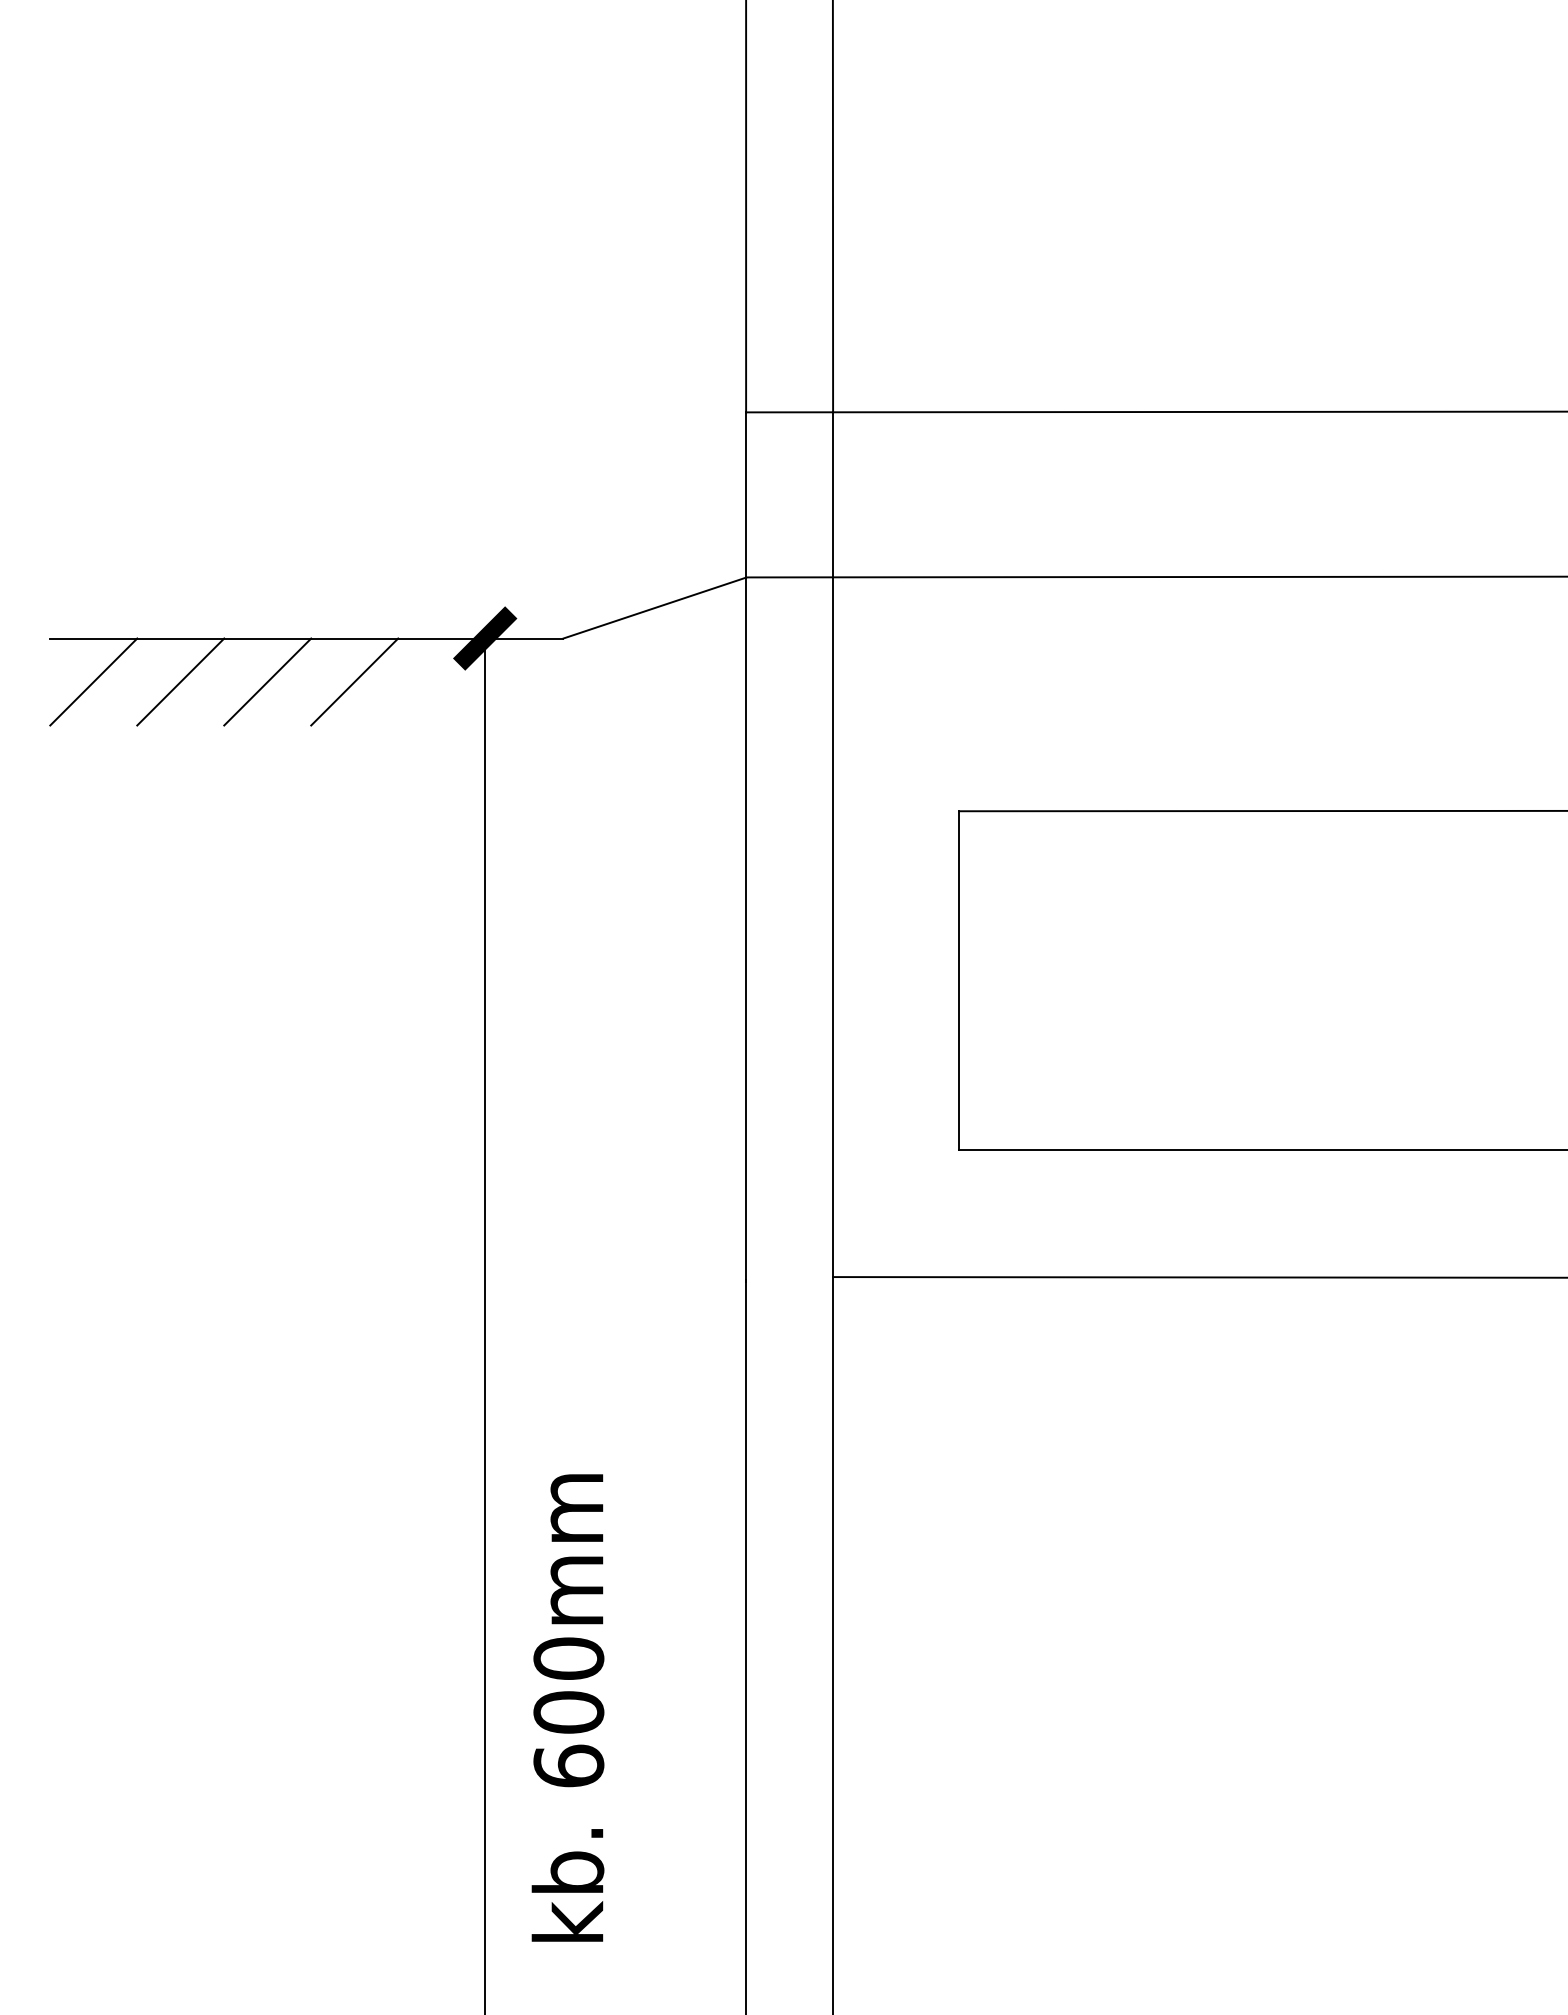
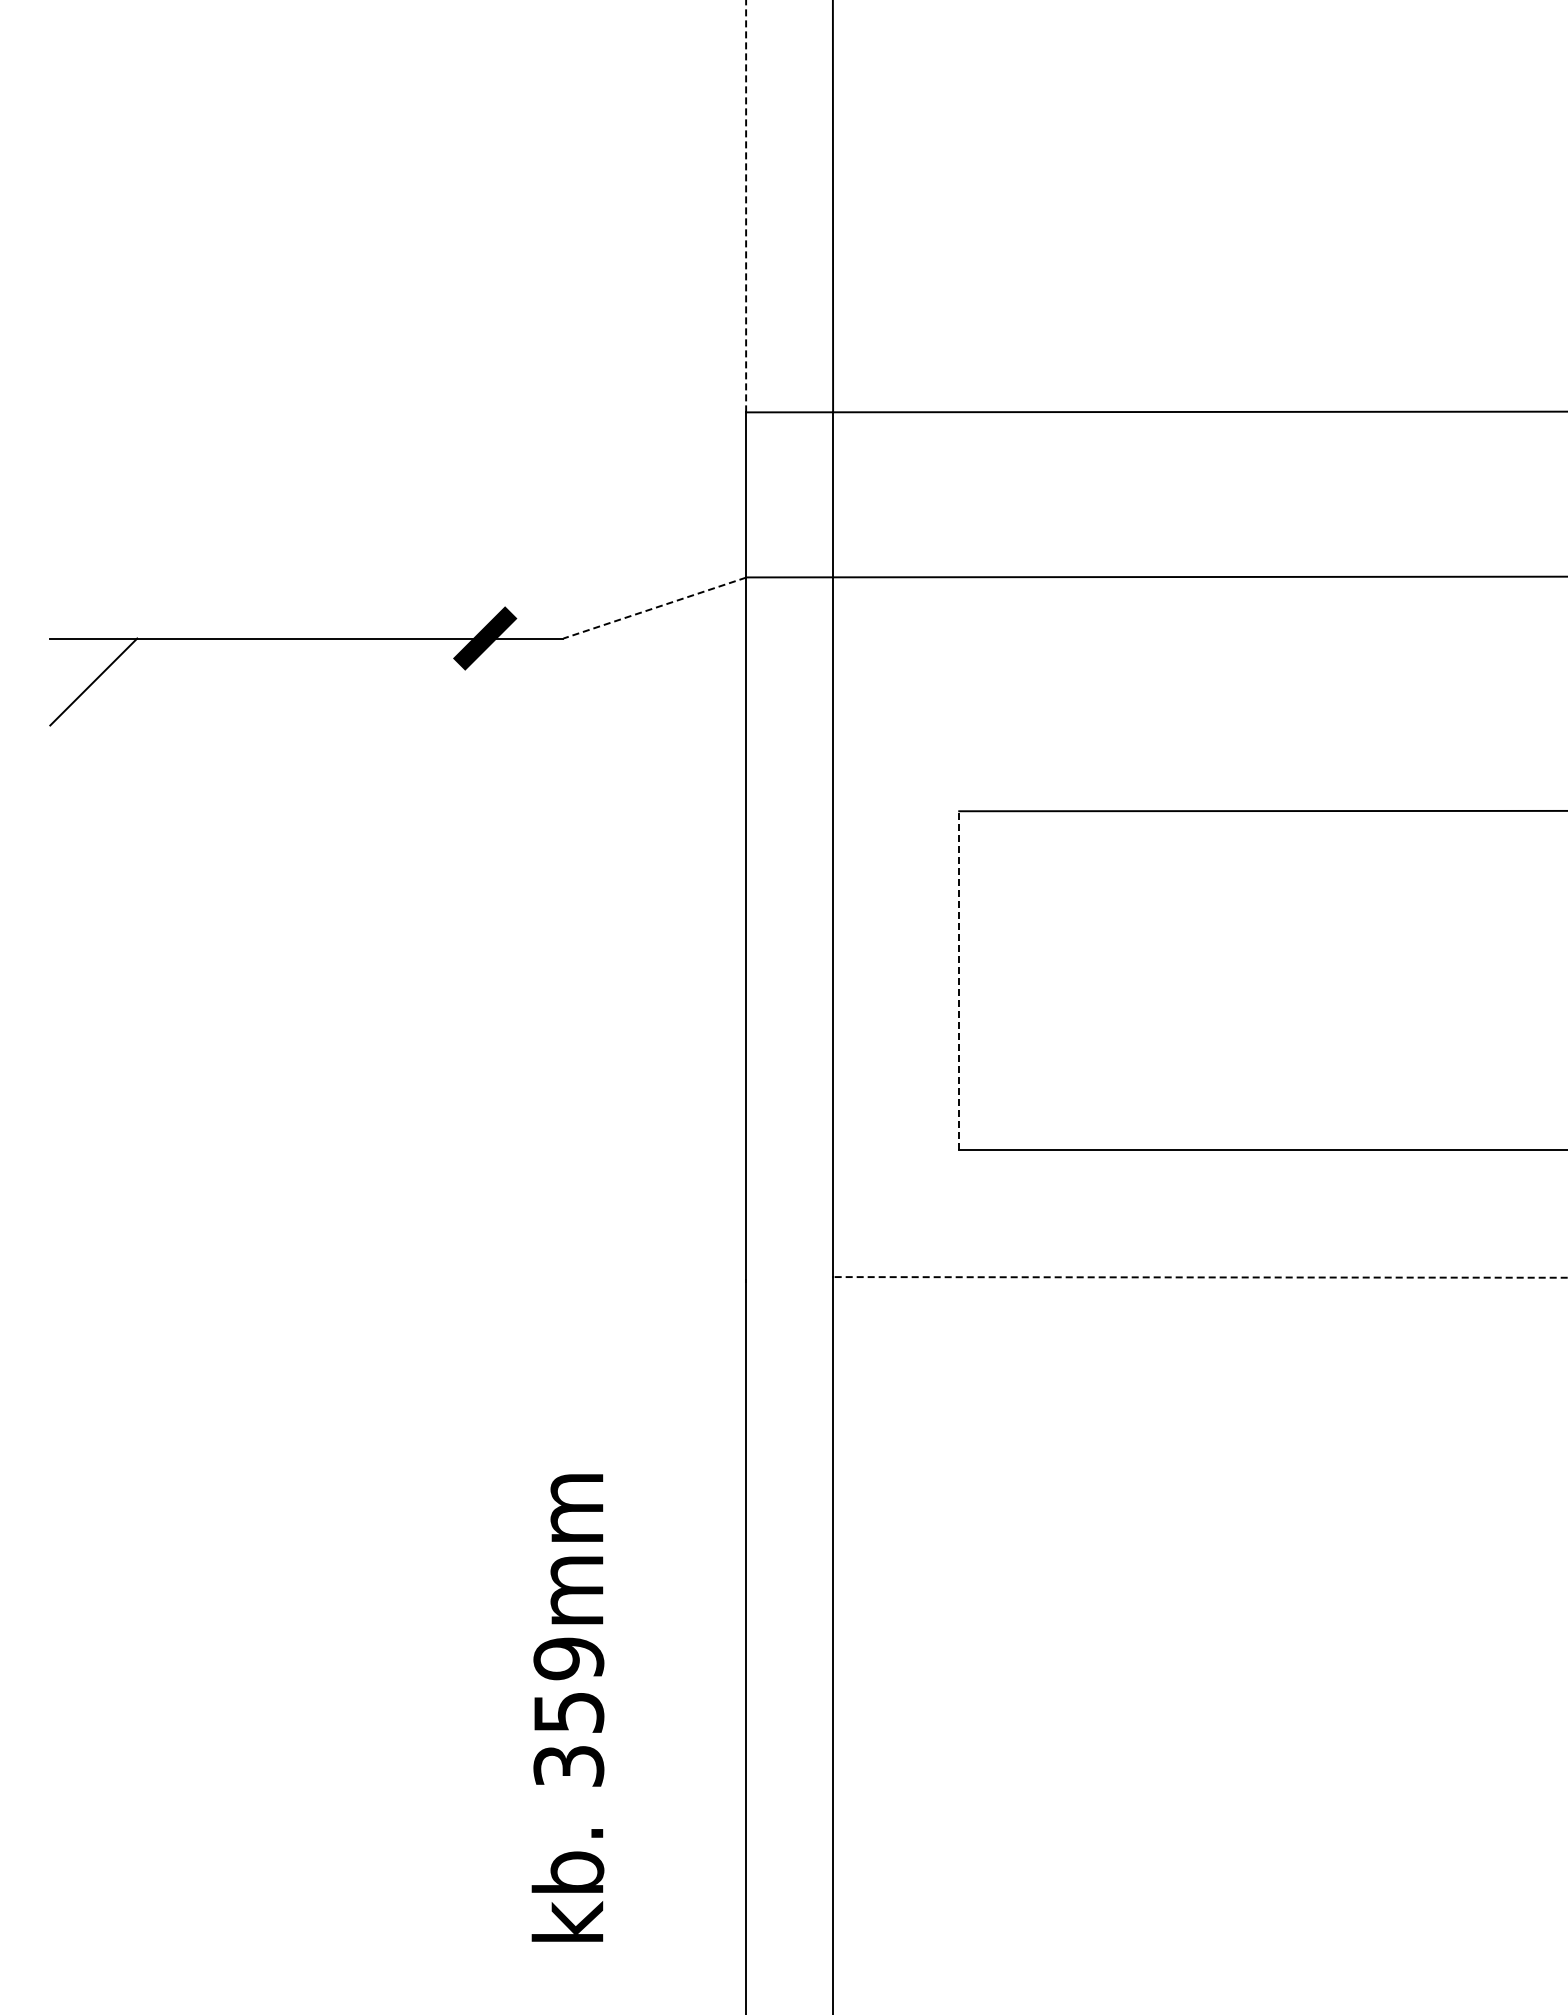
line: solid -> dashed (746, 206)
line: solid -> dashed (654, 608)
line: present -> none (180, 681)
line: present -> none (267, 681)
line: present -> none (354, 681)
line: solid -> dashed (959, 980)
line: solid -> dashed (1200, 1277)
line: present -> none (485, 1324)
text: 600mm -> 359mm (568, 1712)
